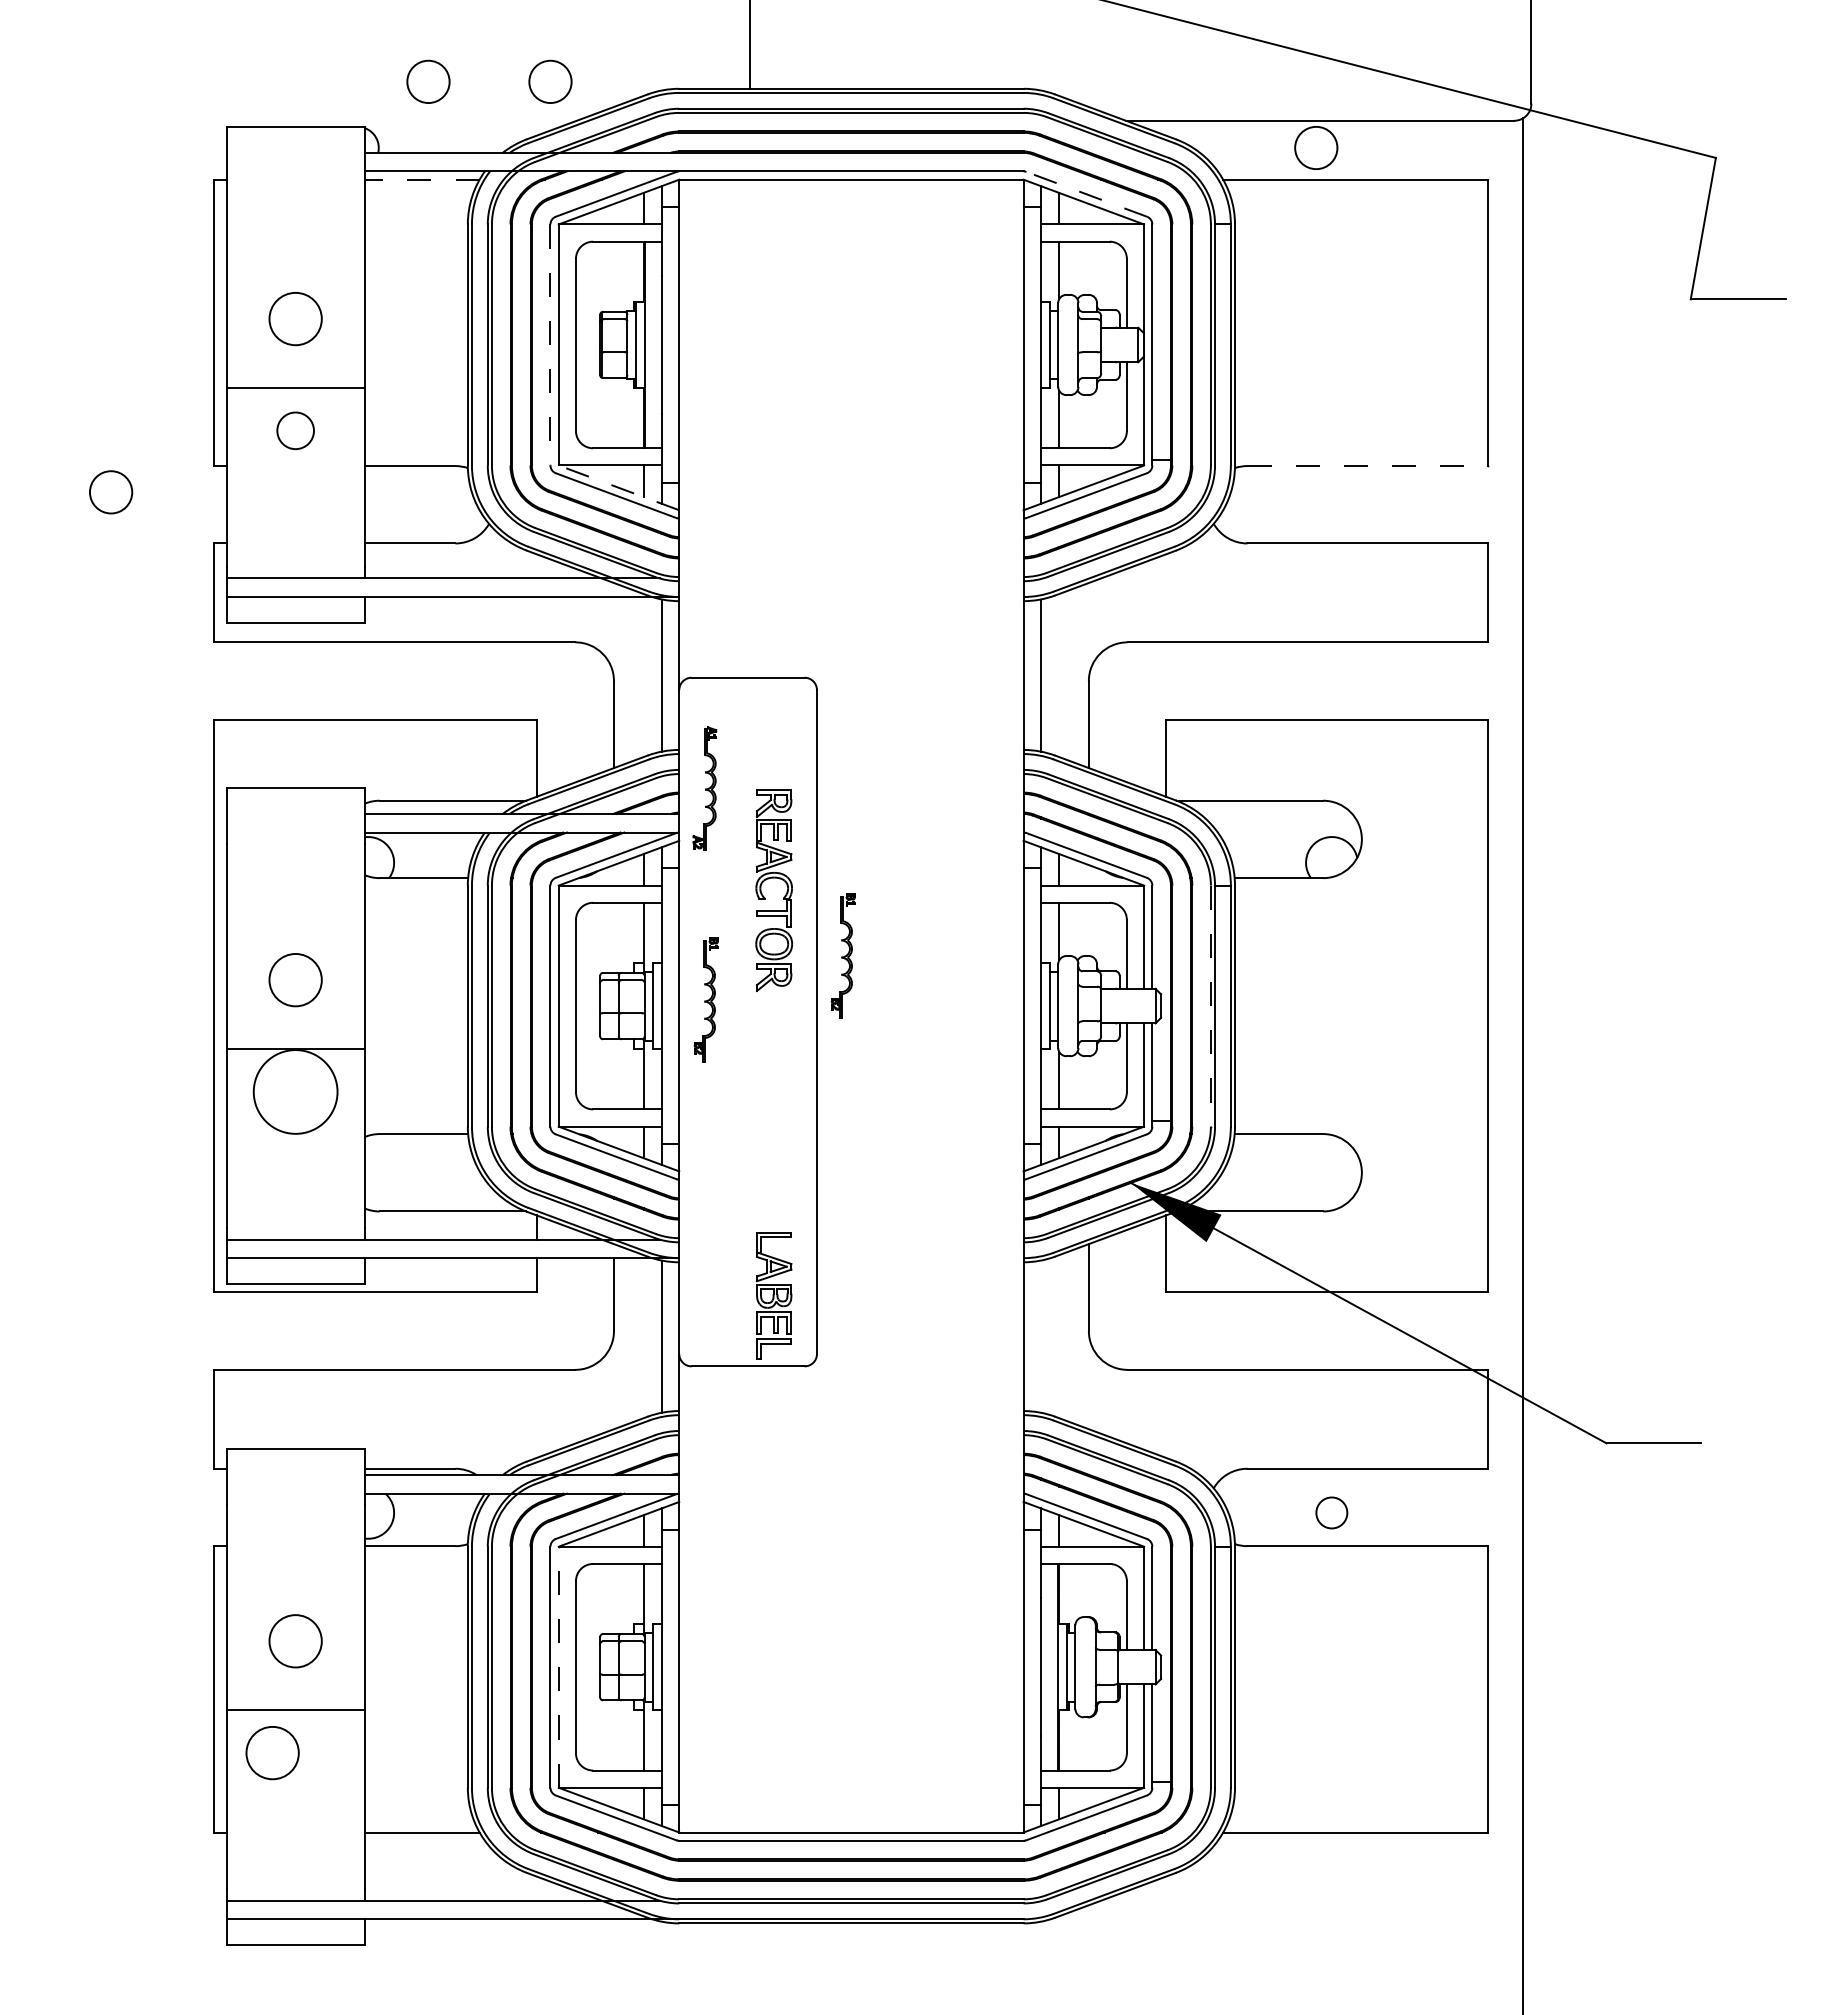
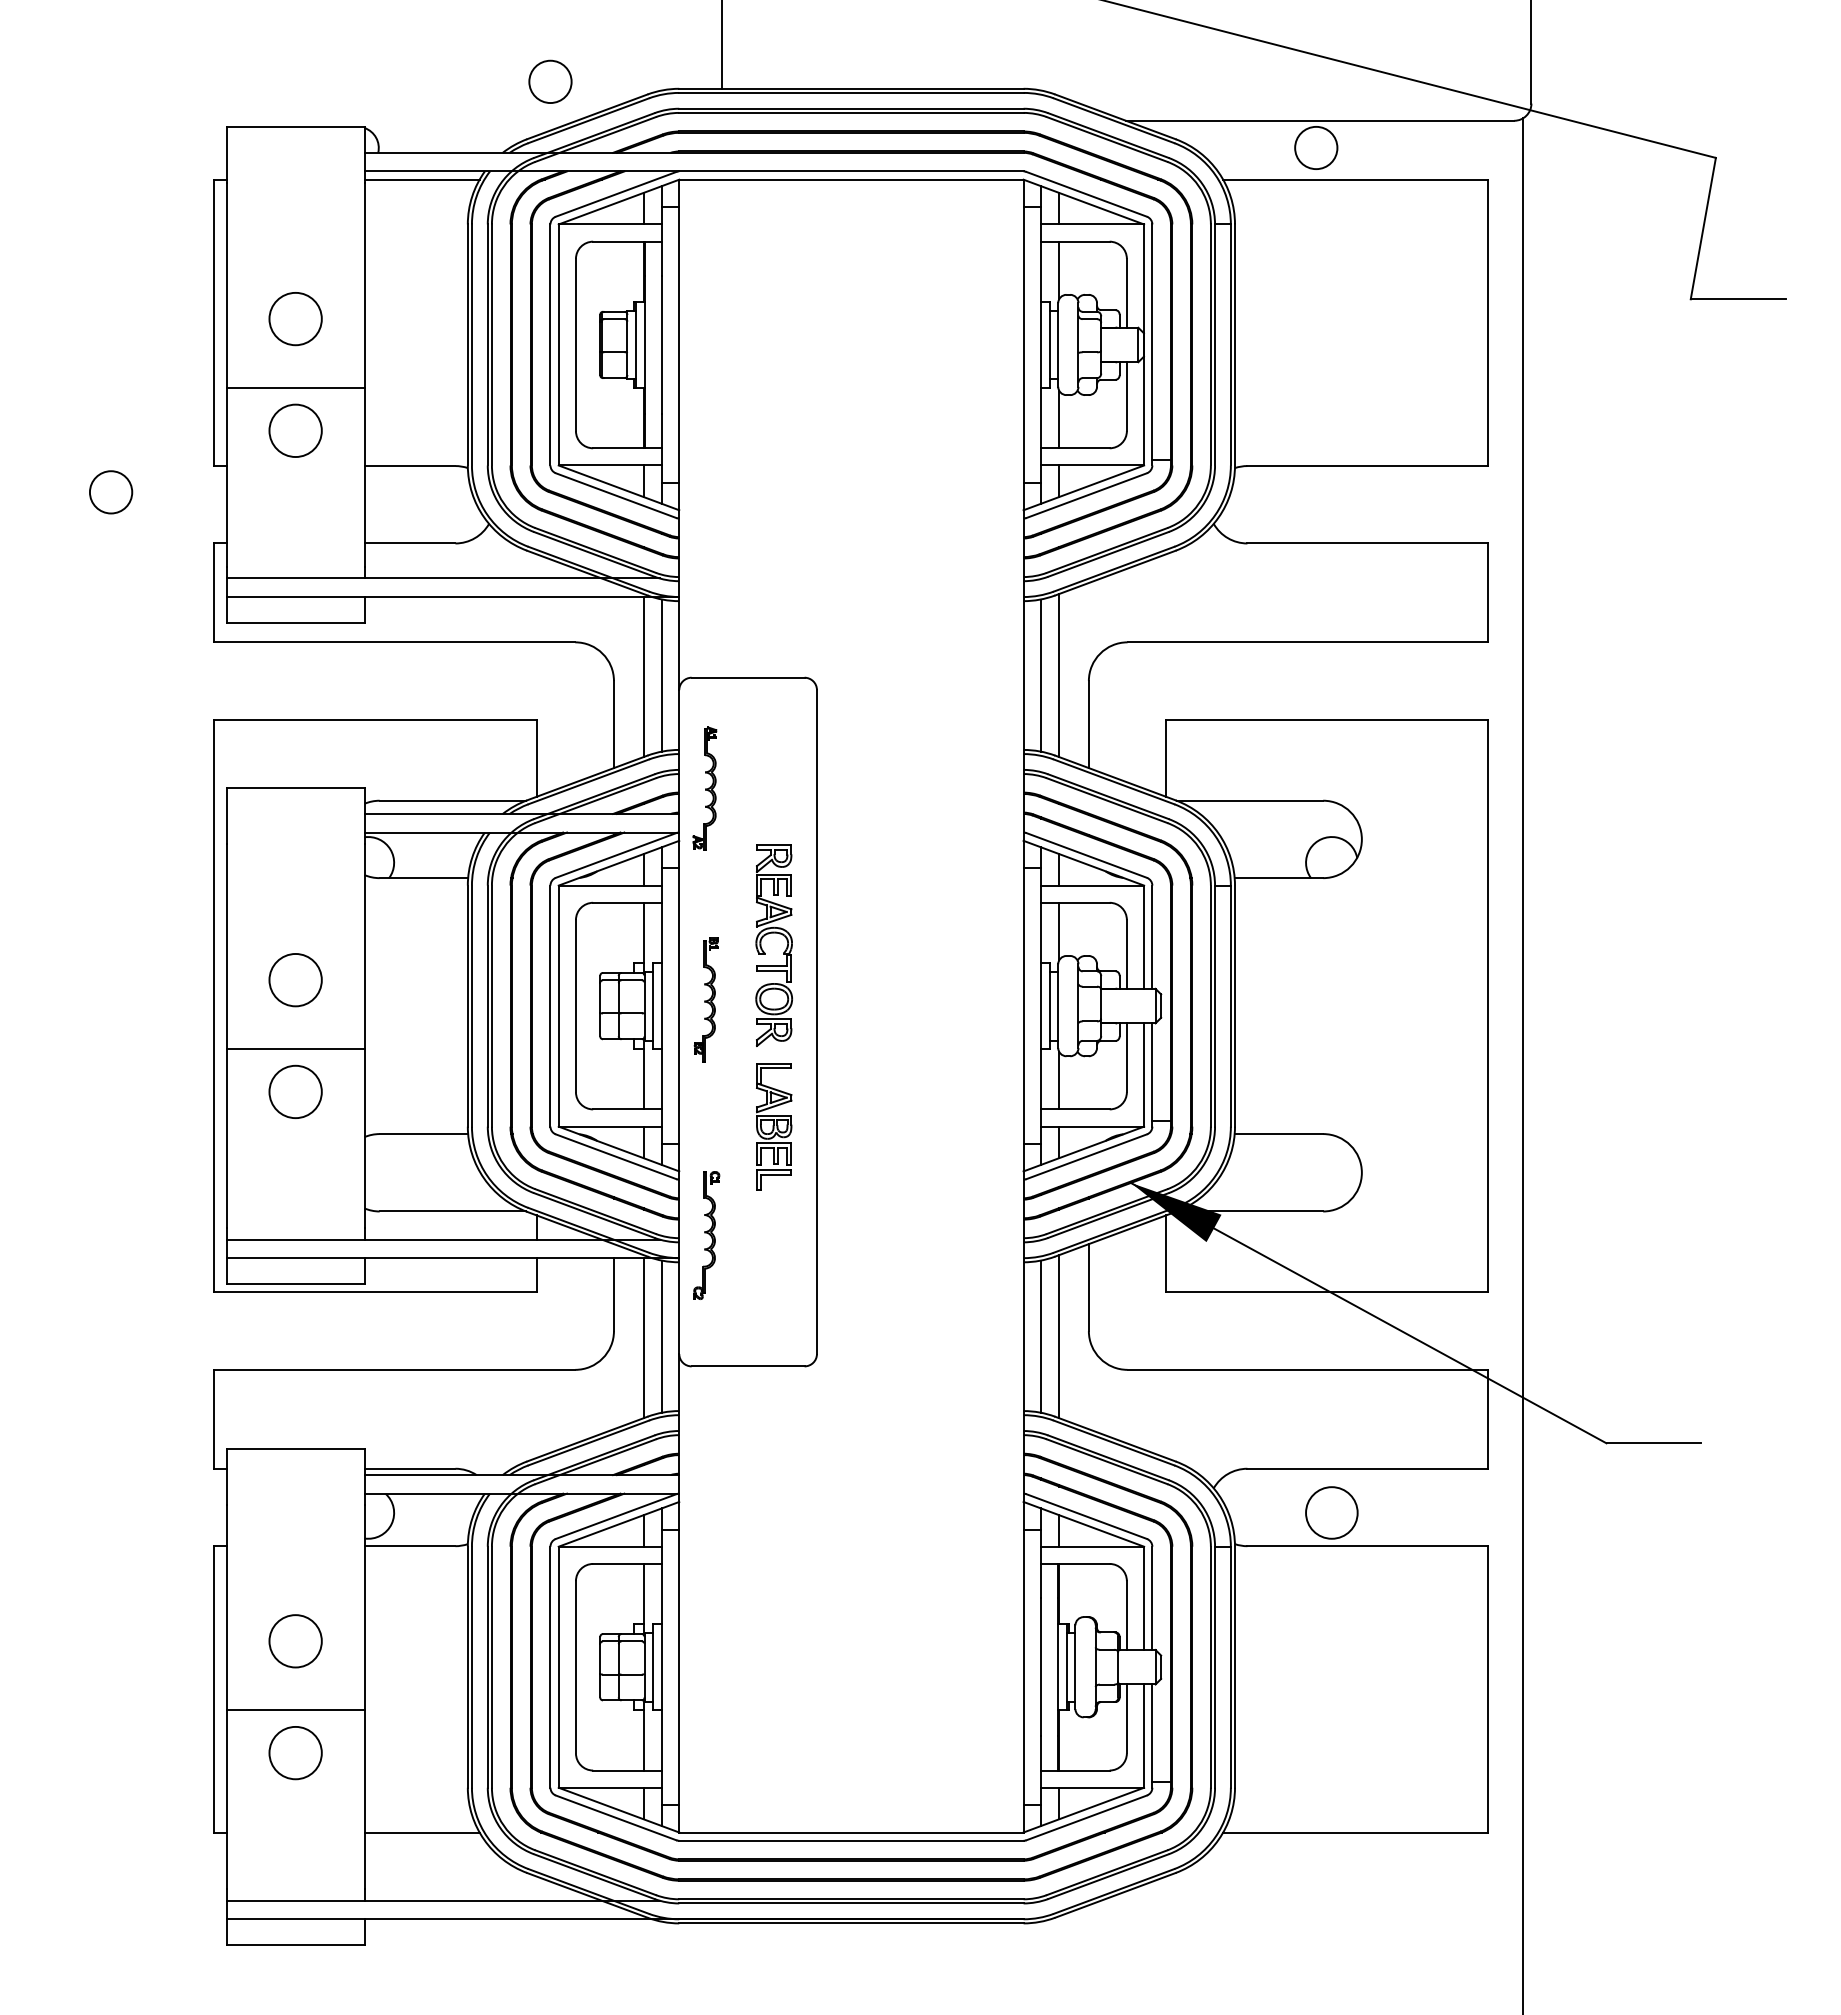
line position: (750, 45) -> (722, 45) (722, 45)
circle: present -> none (428, 81)
line: dashed -> solid (422, 179)
line: dashed -> solid (1086, 194)
line: dashed -> solid (550, 344)
circle diameter: 37 px -> 52 px (295, 430)
line: dashed -> solid (1367, 466)
line: dashed -> solid (618, 487)
line: none -> present (1059, 675)
line: none -> present (643, 677)
part position: (765, 897) -> (765, 952) (765, 952)
part: present -> none (842, 955)
line: dashed -> solid (1210, 1006)
circle diameter: 84 px -> 52 px (295, 1091)
part: none -> present (706, 1235)
part position: (774, 1295) -> (774, 1126) (774, 1126)
line: none -> present (1040, 1336)
line: none -> present (1059, 1336)
line: none -> present (643, 1338)
circle diameter: 31 px -> 52 px (1331, 1512)
line: dashed -> solid (558, 1667)
circle position: (272, 1753) -> (295, 1753) (295, 1753)
